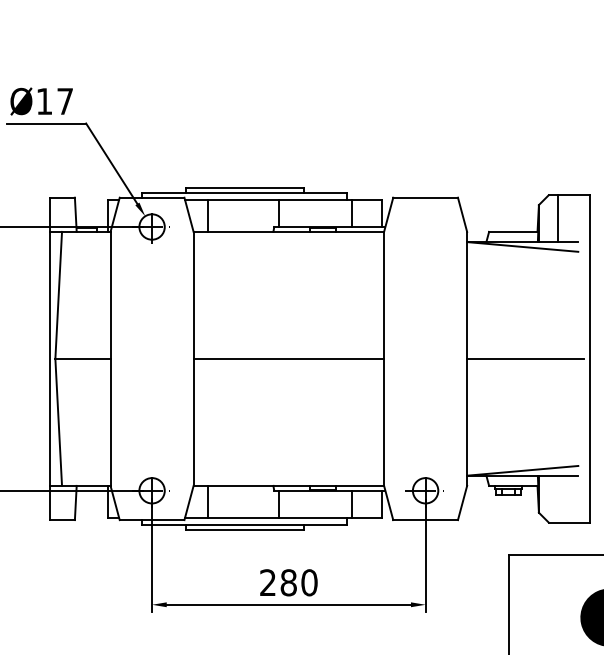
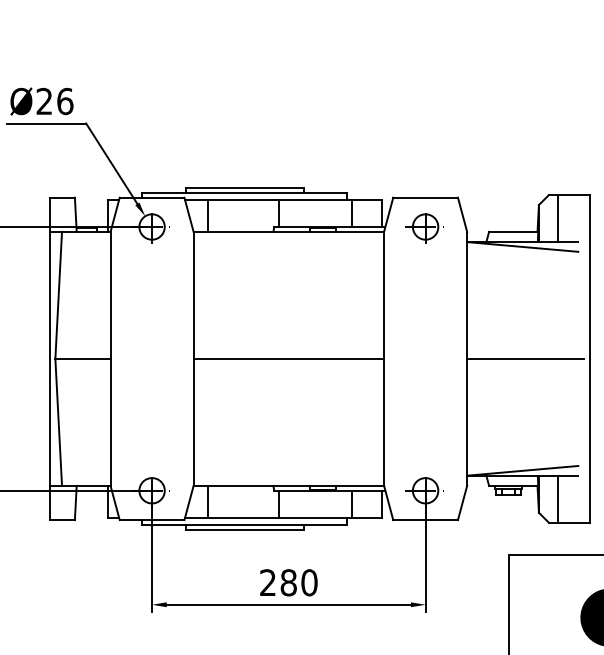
text: Ø17 -> Ø26 (54, 101)
part: none -> present (424, 228)
line: none -> present (558, 499)
